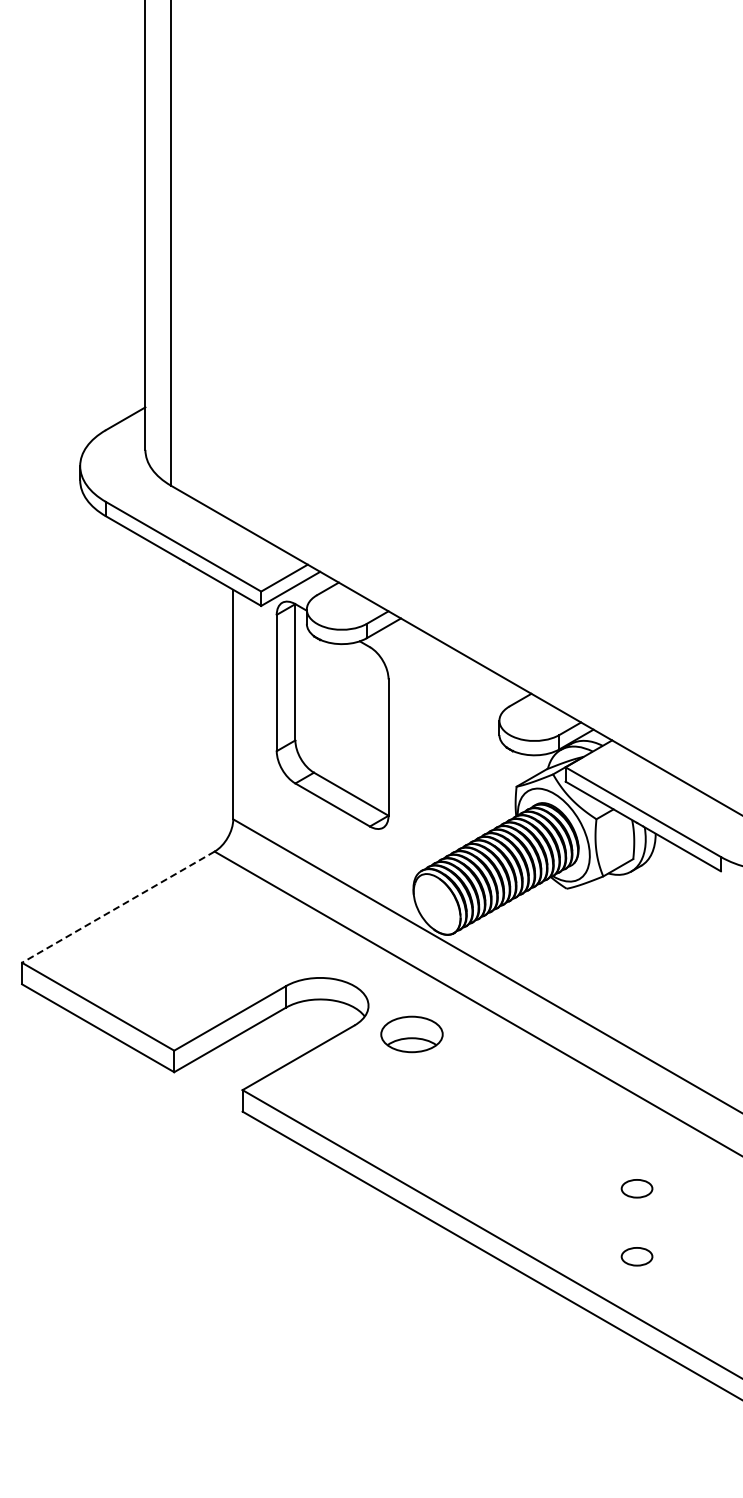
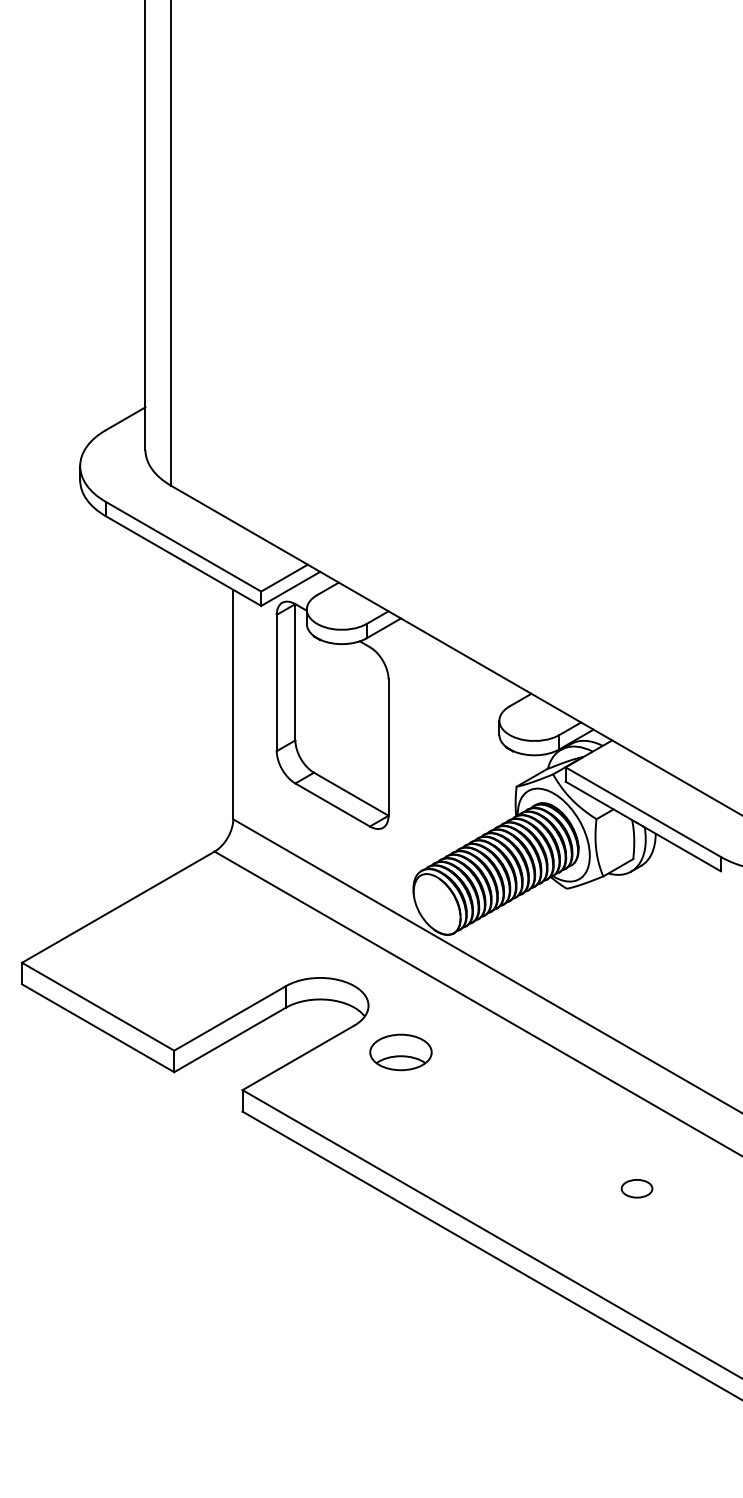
line: dashed -> solid (117, 907)
part position: (411, 1034) -> (400, 1052) (400, 1052)
part: present -> none (636, 1256)
